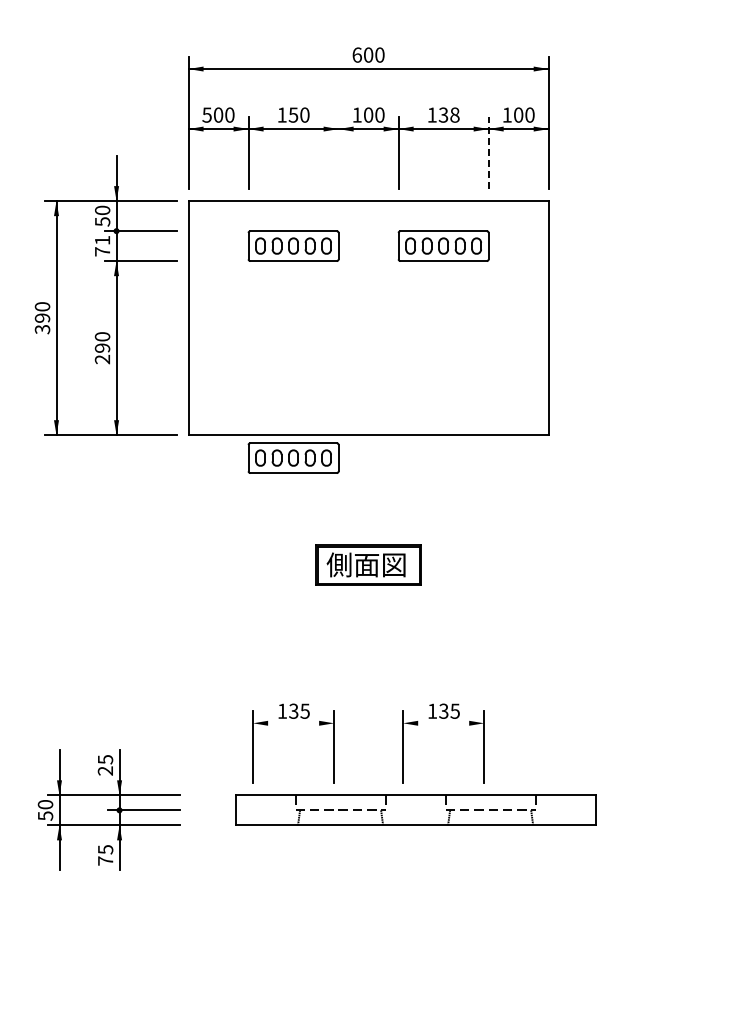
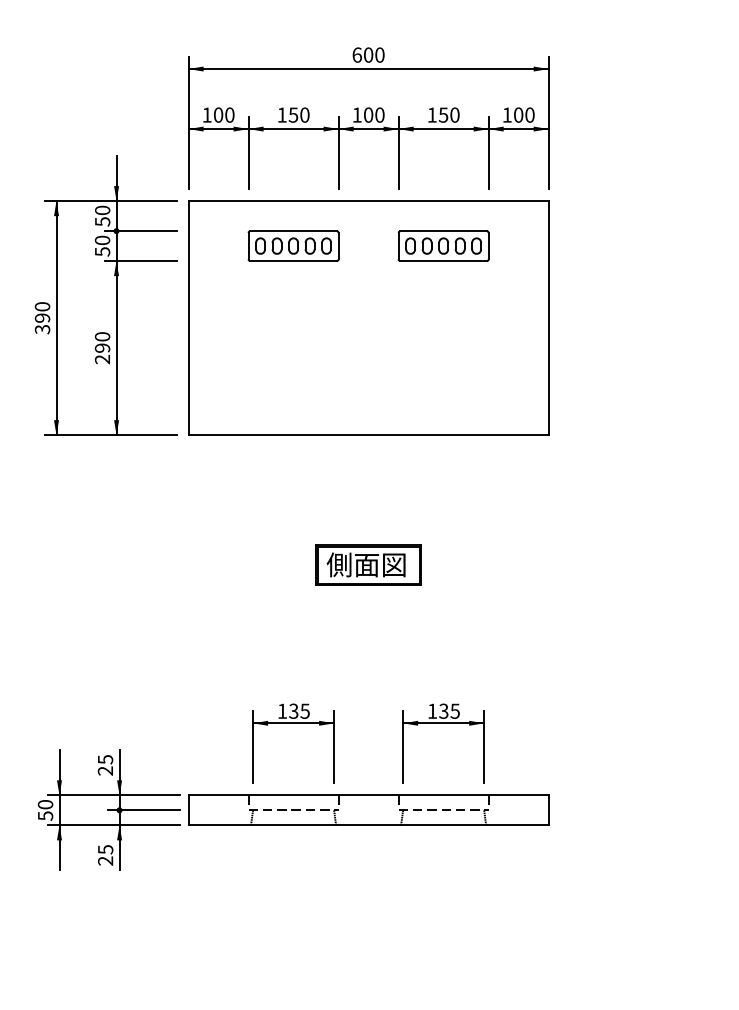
text: 500 -> 100 (206, 114)
text: 138 -> 150 (449, 114)
line: dashed -> solid (488, 152)
line: none -> present (338, 153)
text: 71 -> 50 (102, 245)
part: present -> none (293, 457)
line: none -> present (293, 723)
line: none -> present (443, 723)
part position: (415, 809) -> (368, 809) (368, 809)
text: 75 -> 25 (105, 860)
